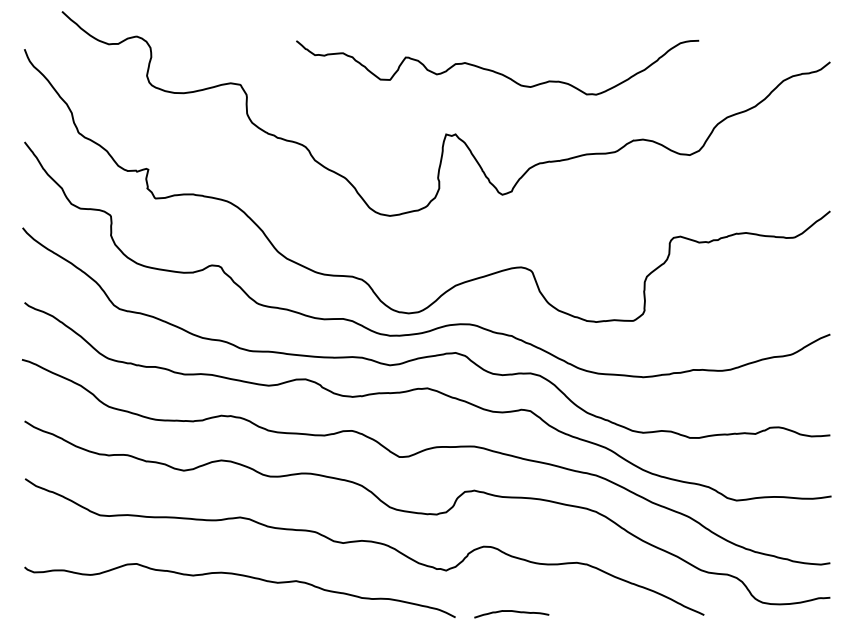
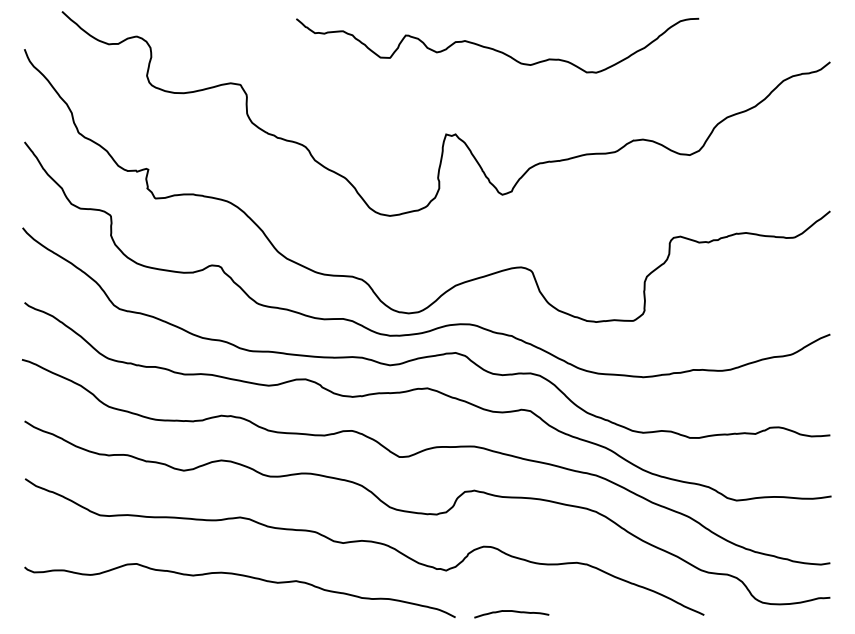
curve position: (496, 71) -> (496, 49) (496, 49)
